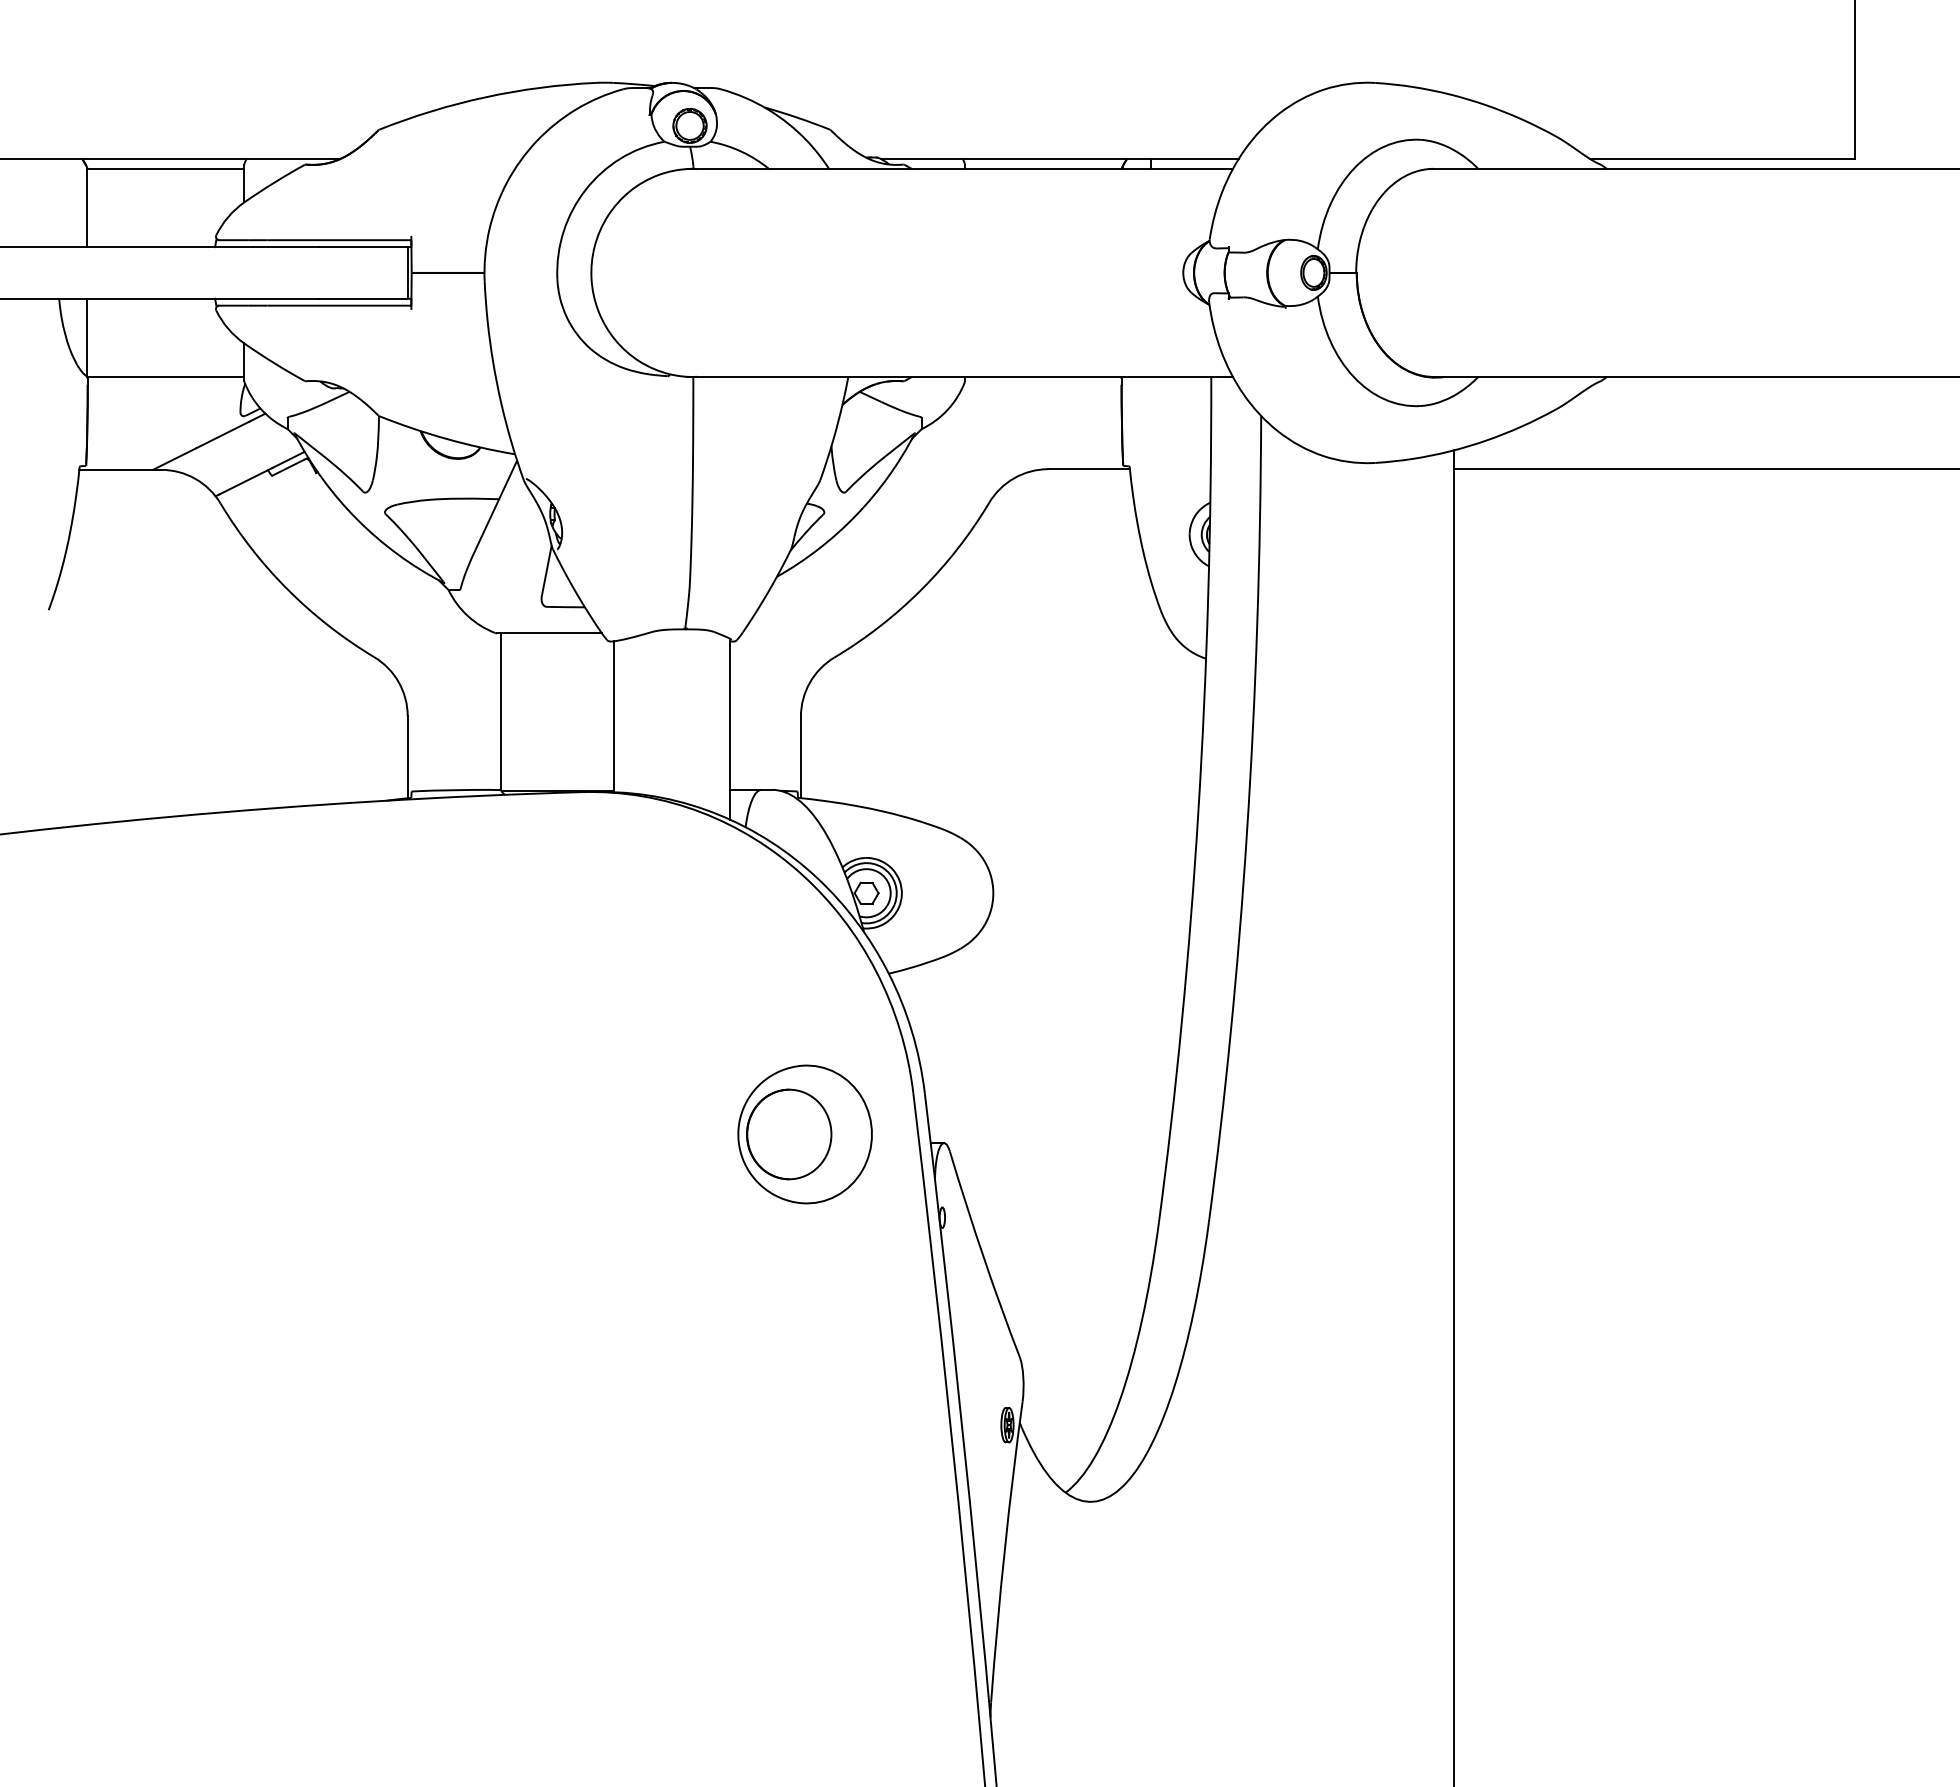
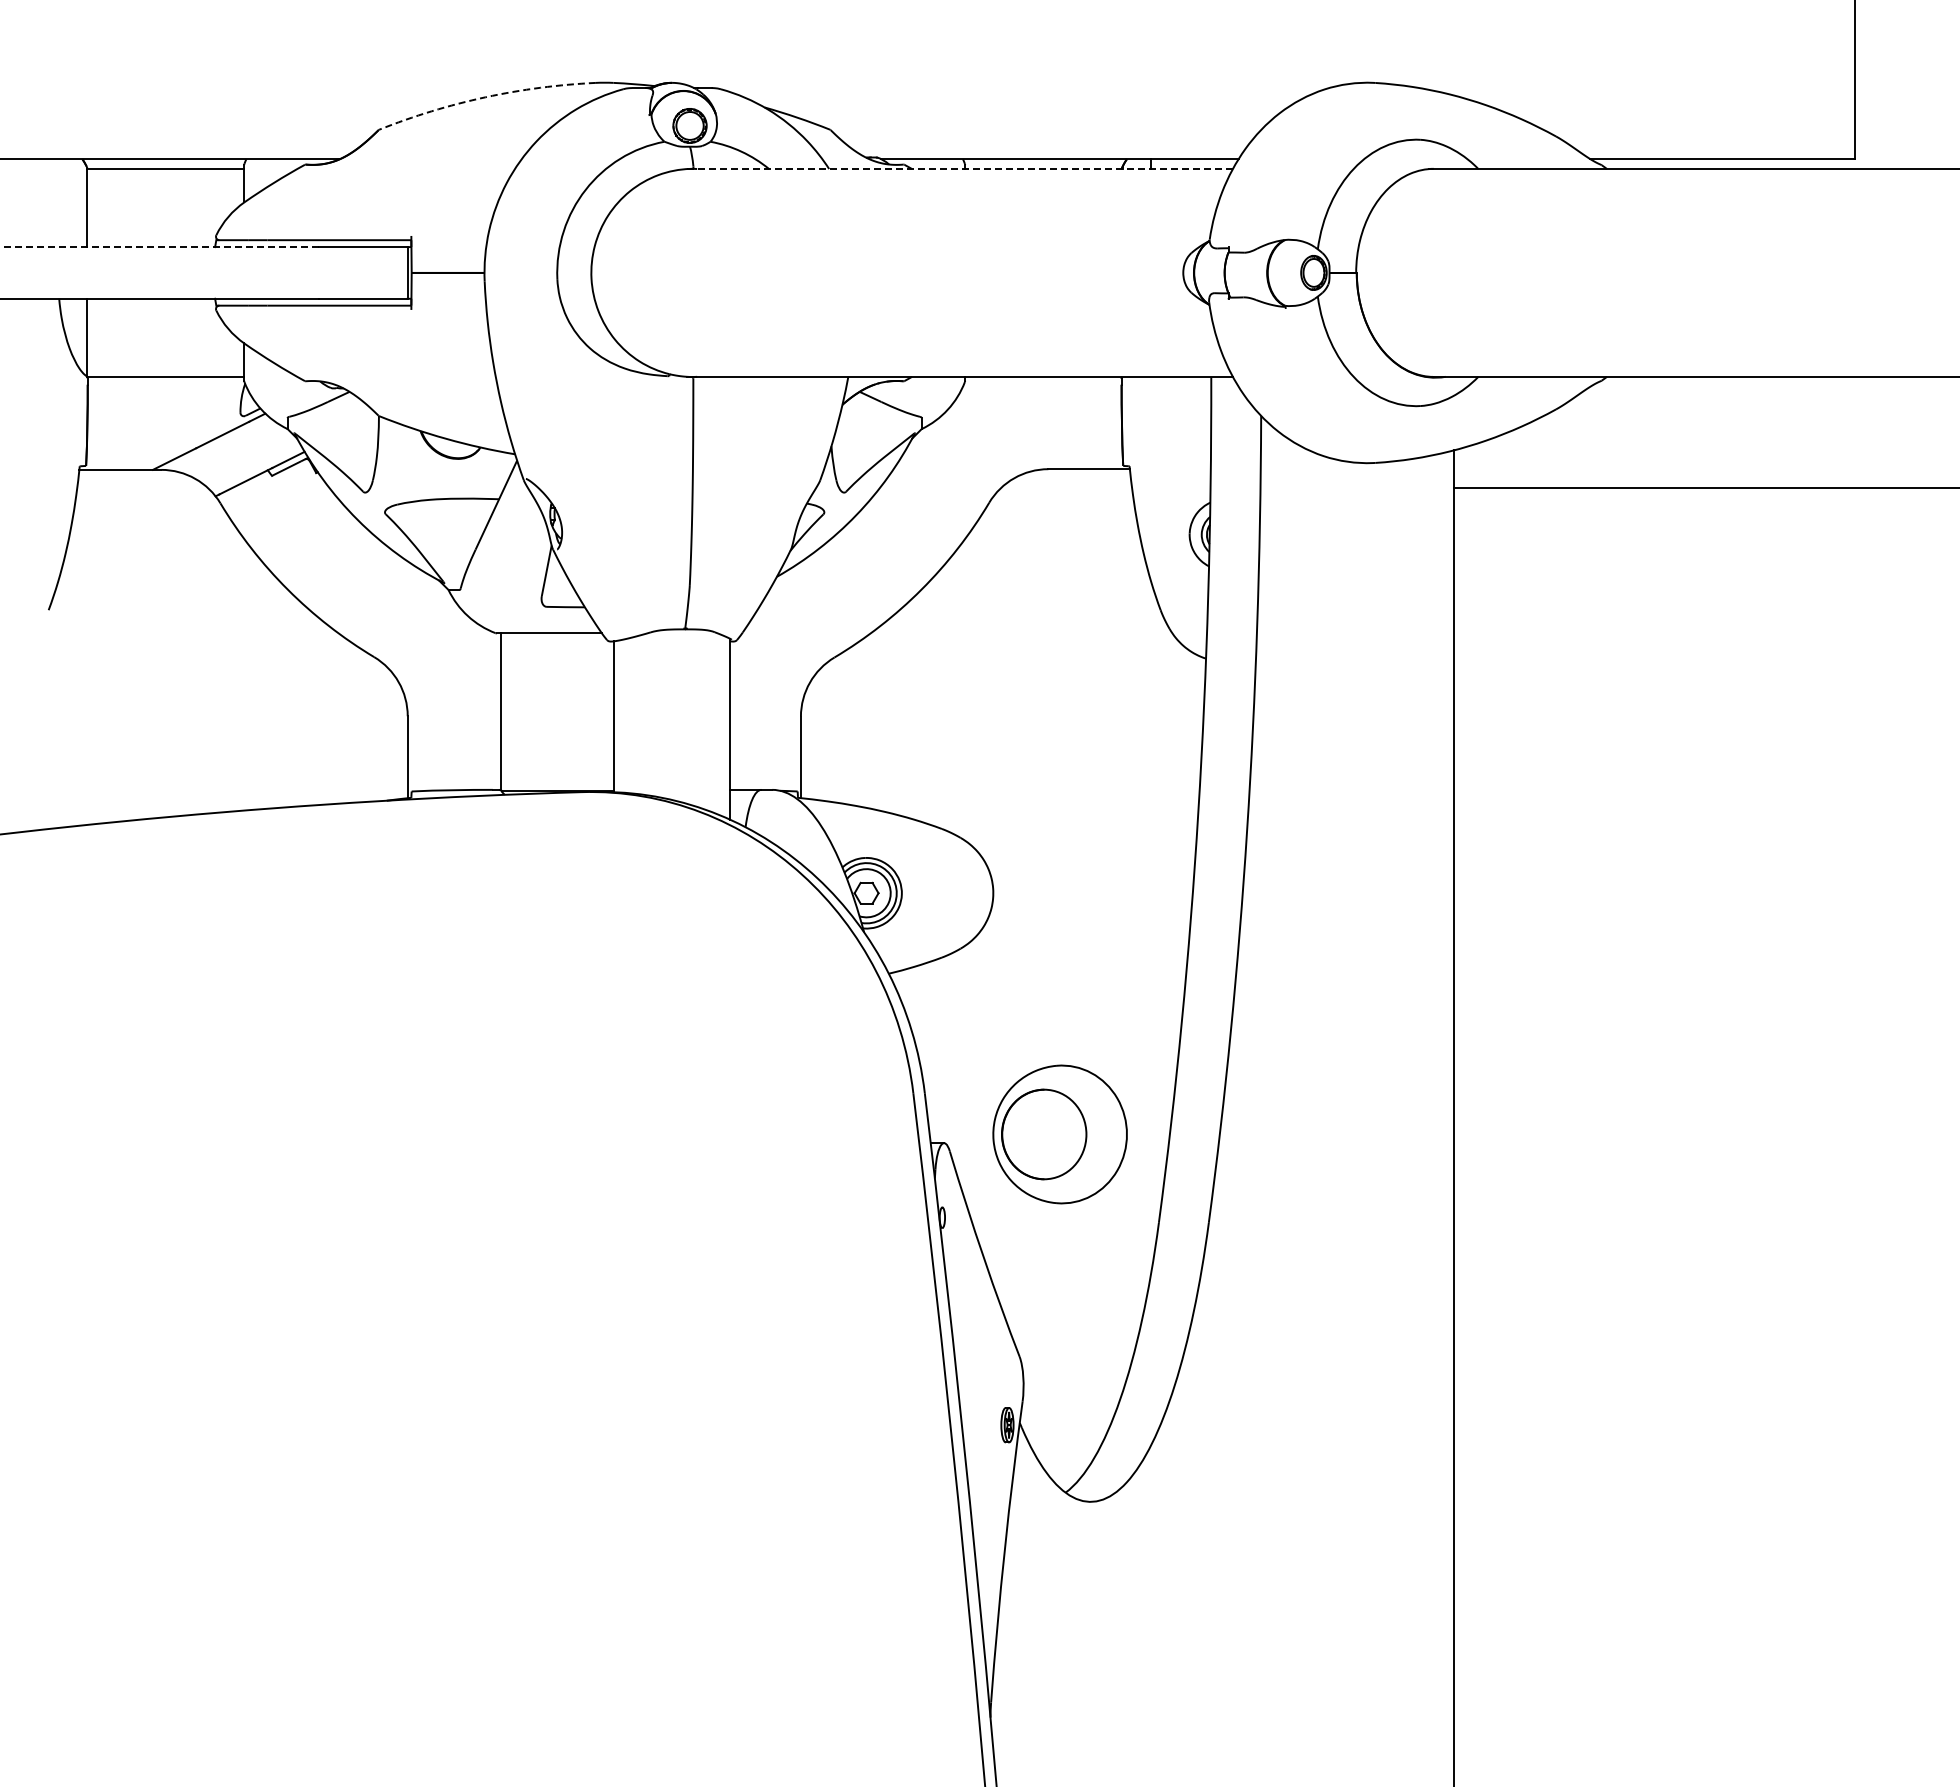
arc: solid -> dashed (485, 97)
line: solid -> dashed (960, 169)
line: solid -> dashed (159, 247)
line position: (1705, 469) -> (1705, 488) (1705, 488)
part position: (804, 1134) -> (1059, 1134) (1059, 1134)
